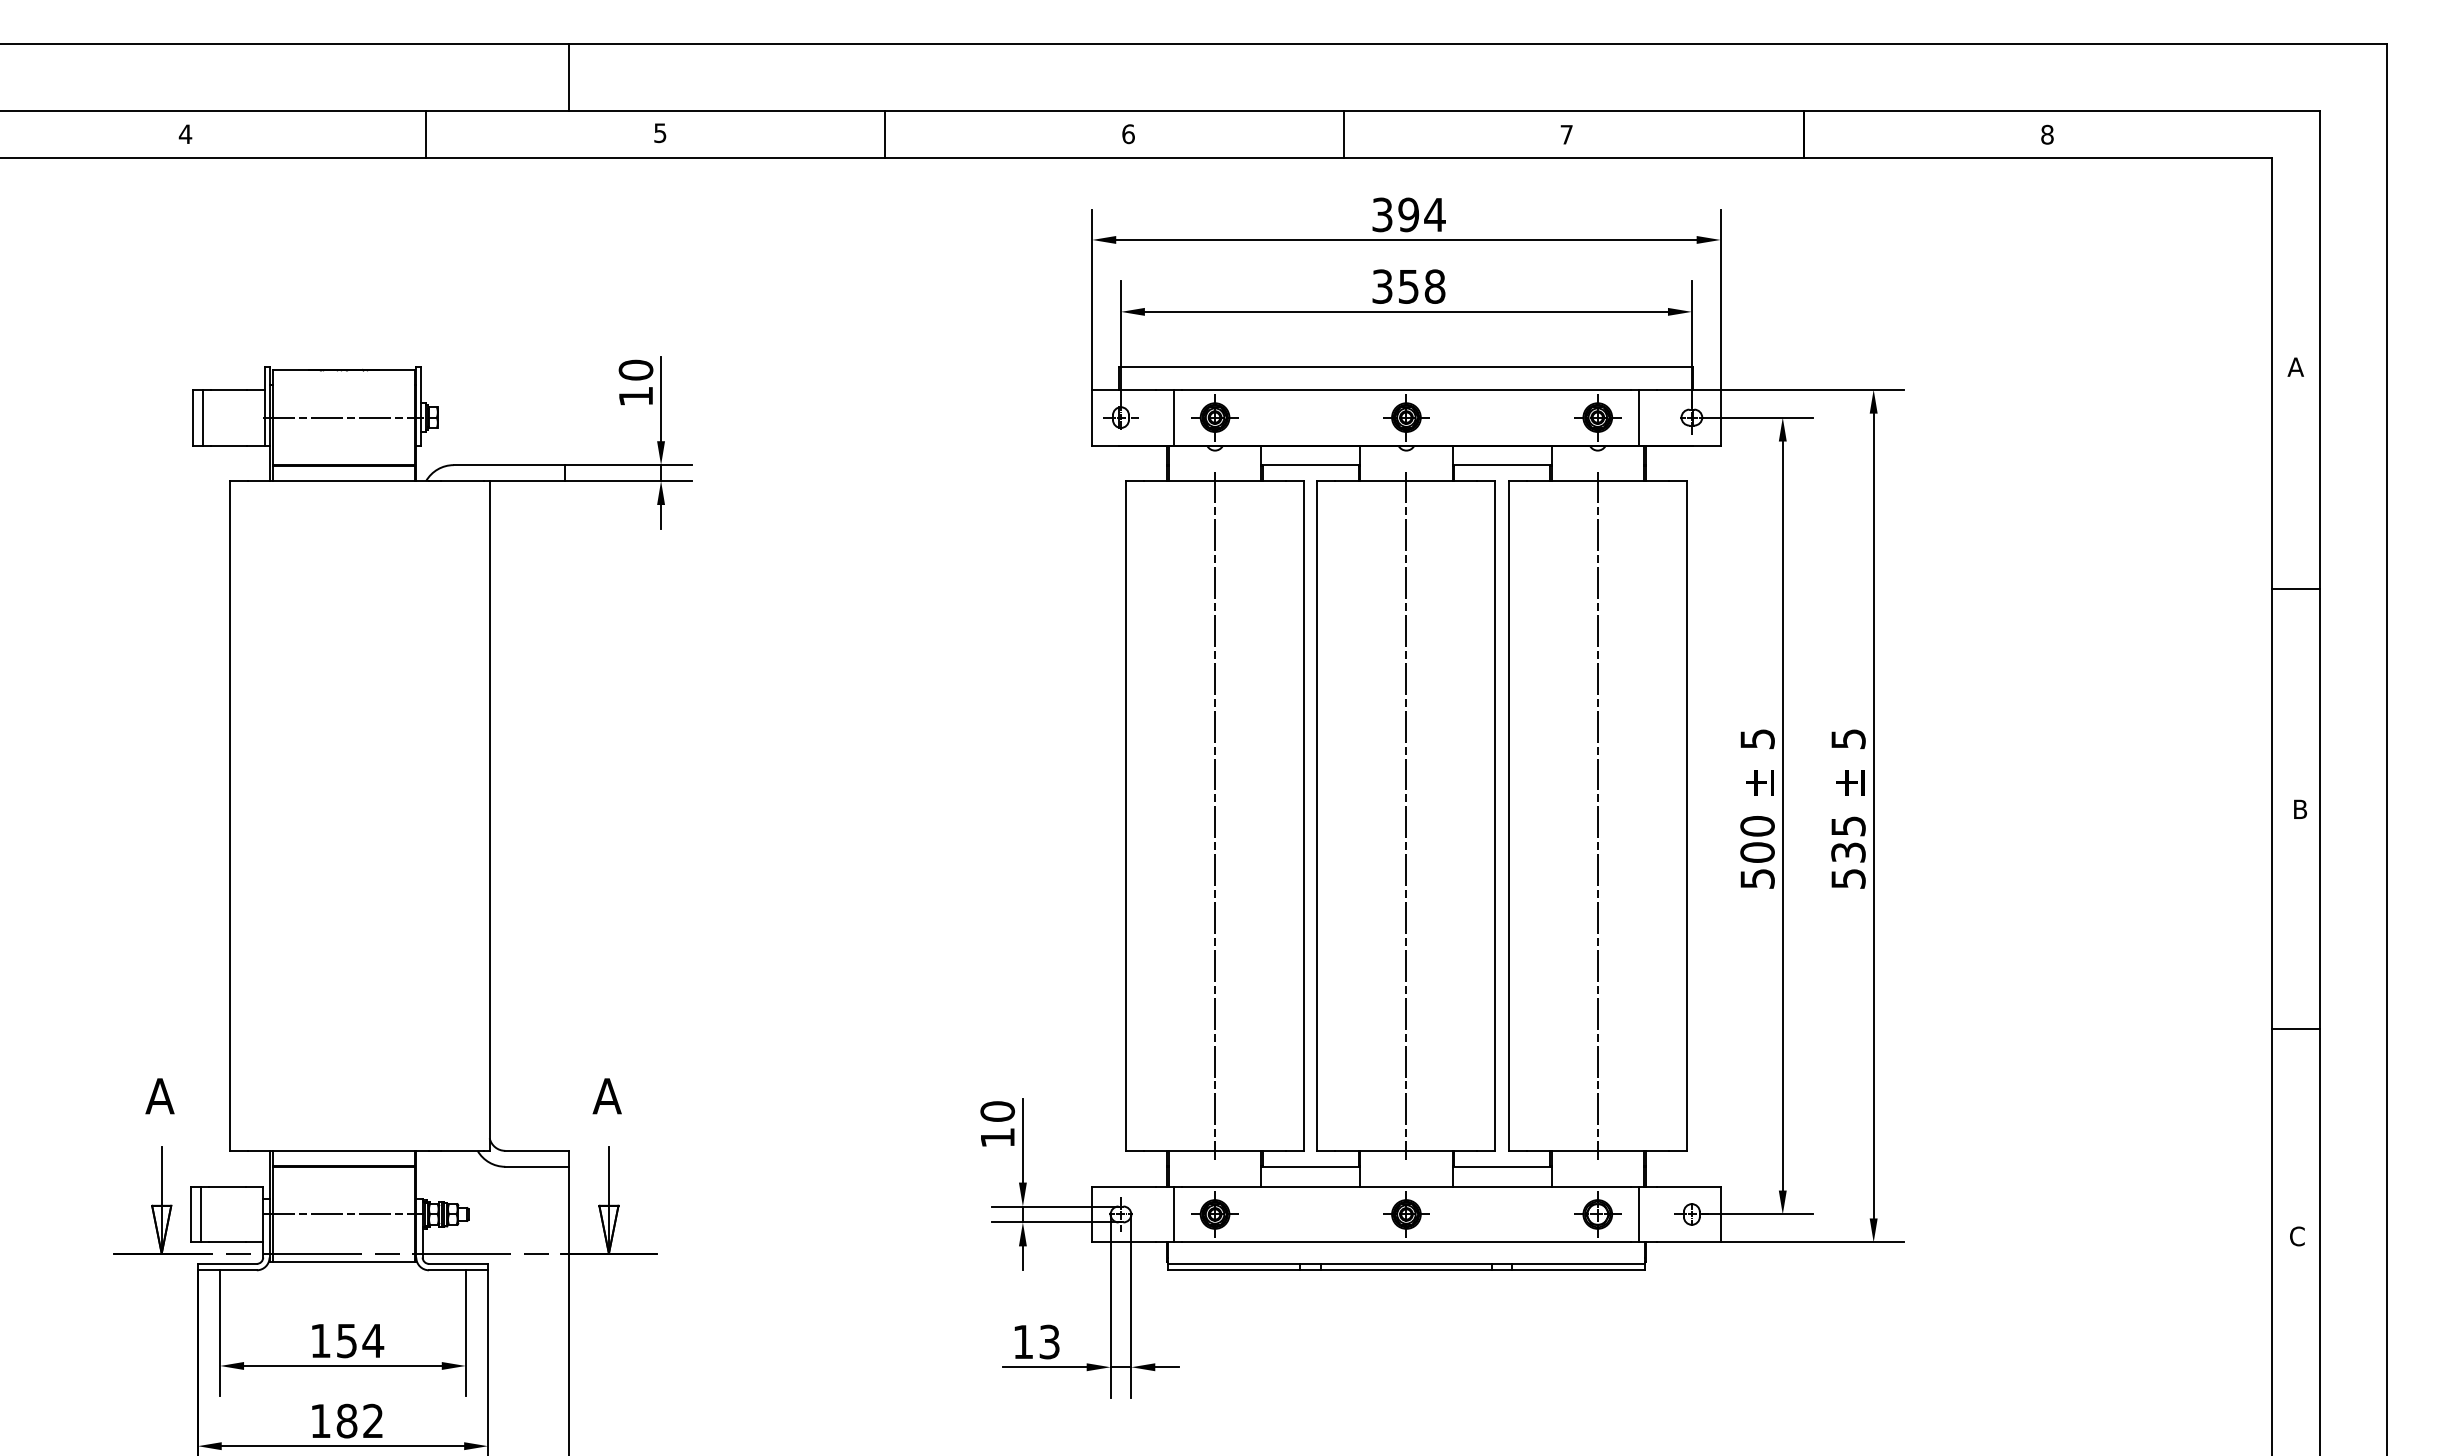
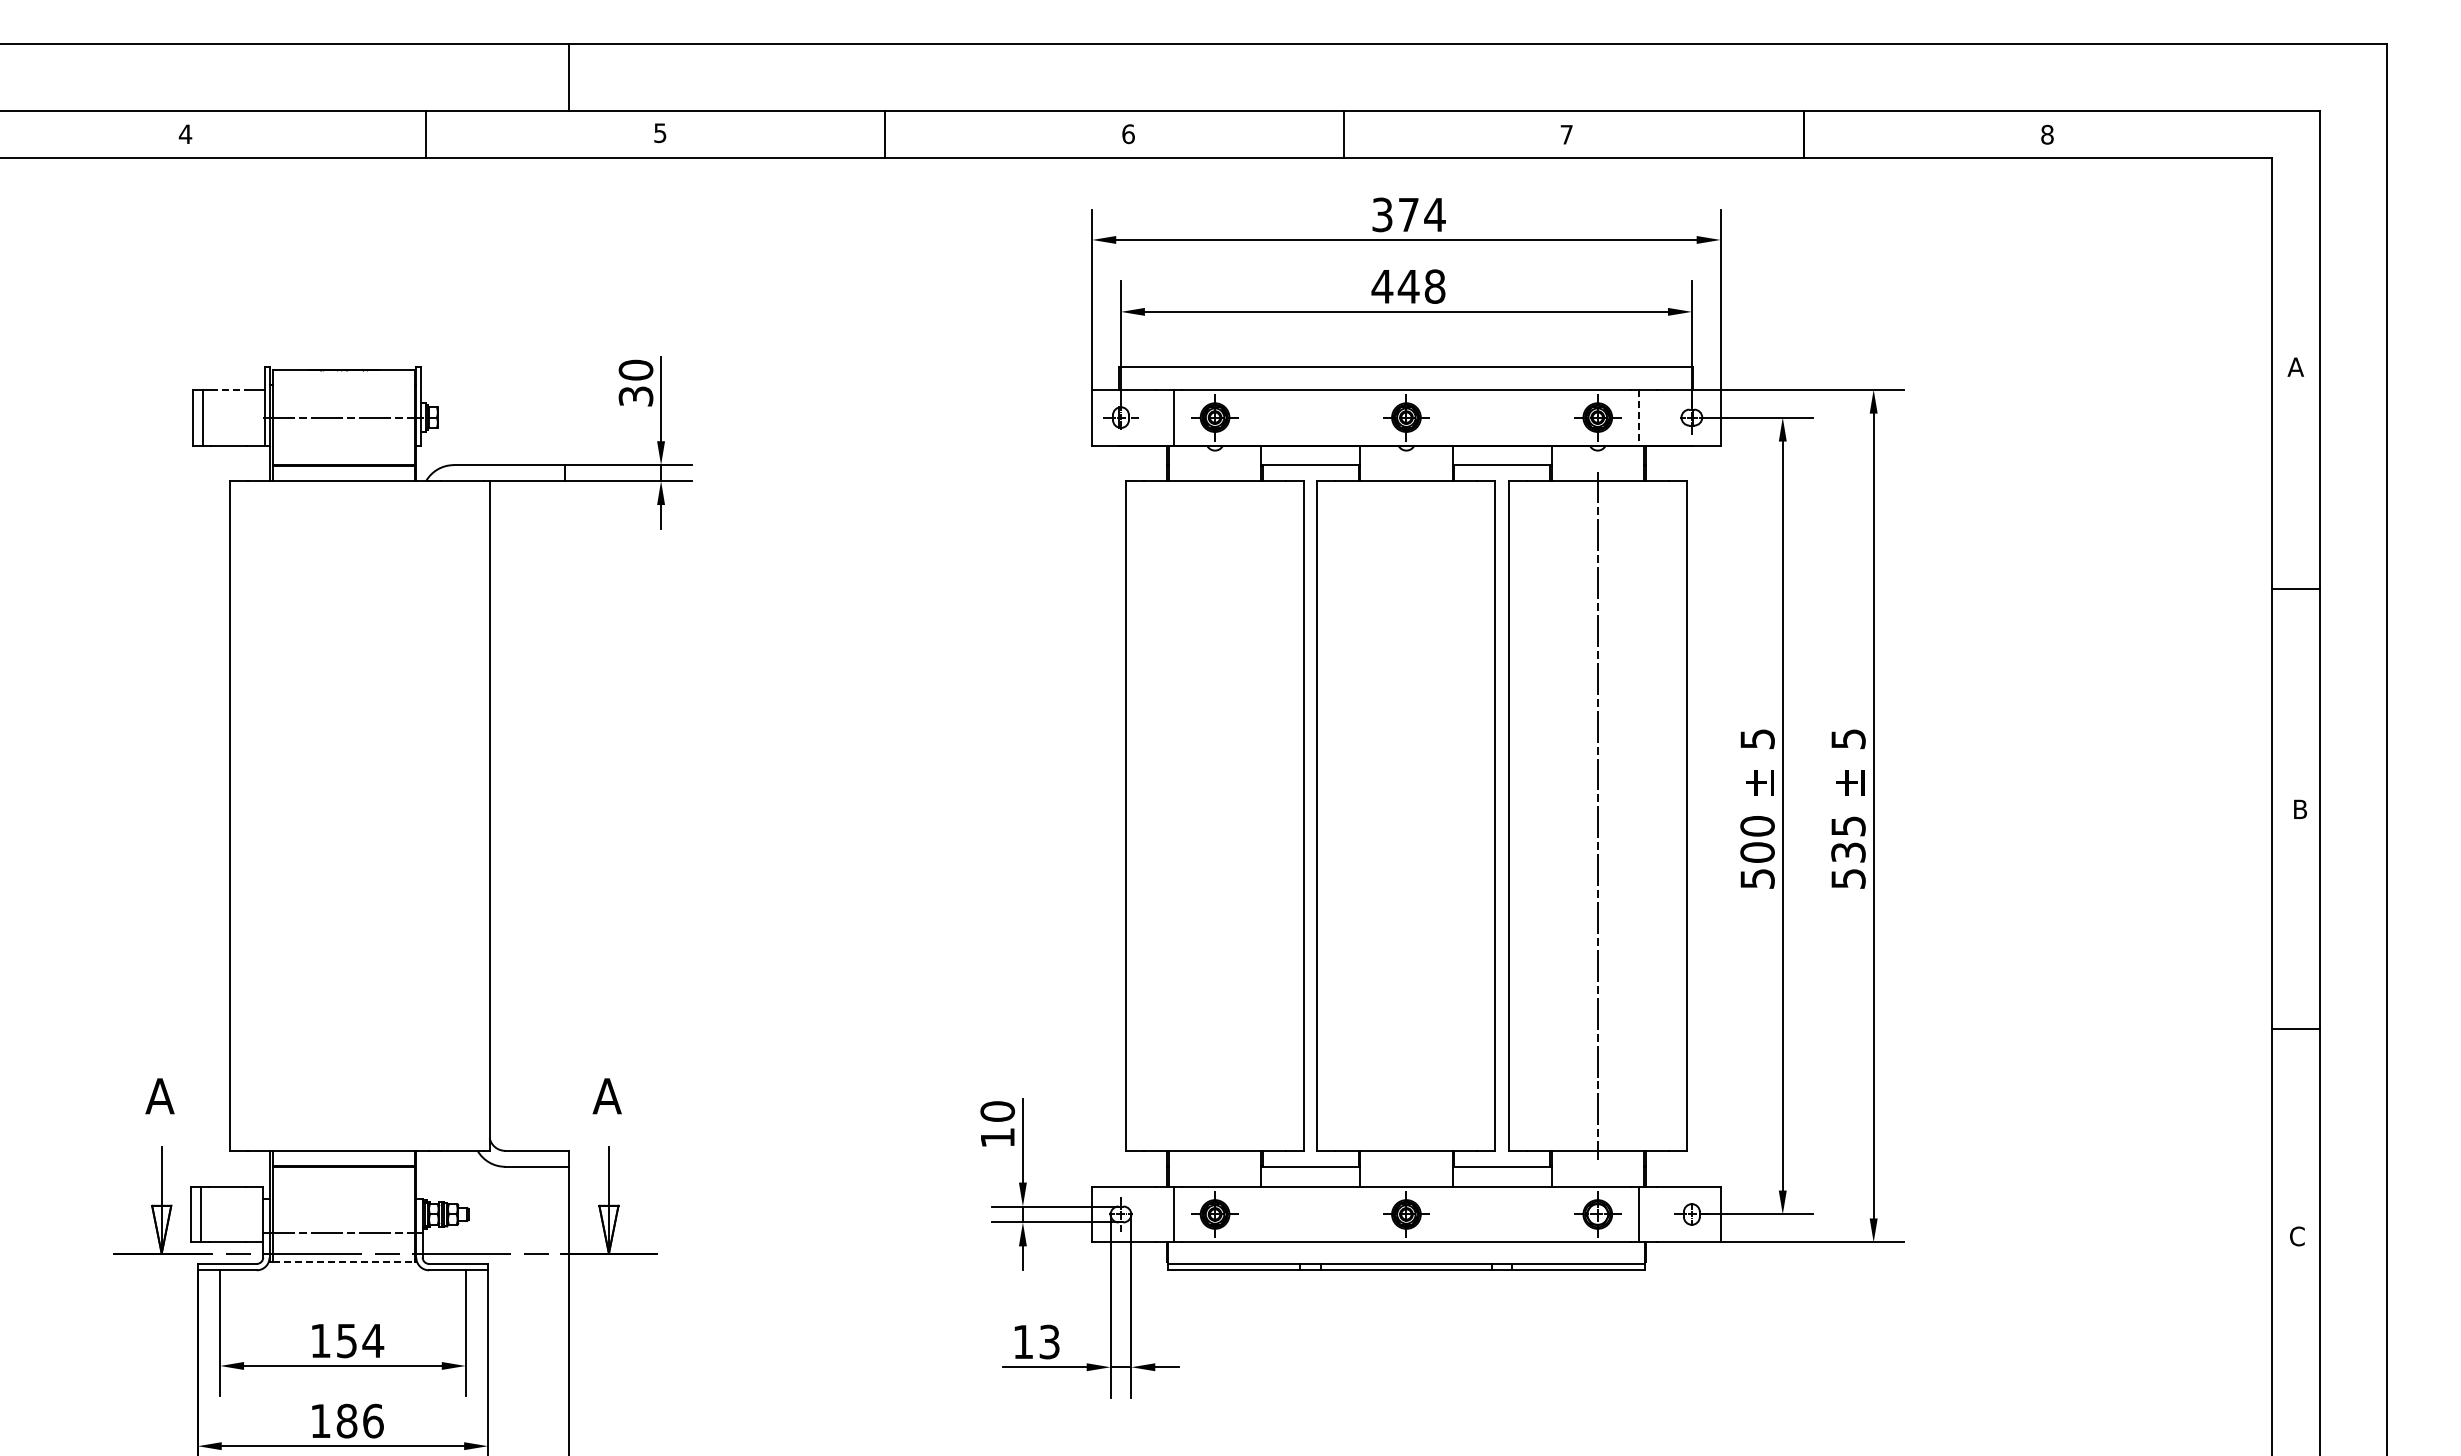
text: 394 -> 374 (1408, 214)
text: 358 -> 448 (1395, 286)
line: solid -> dashed (229, 389)
text: 10 -> 30 (635, 396)
line: solid -> dashed (1639, 417)
line: present -> none (1215, 815)
line: present -> none (1406, 815)
line position: (343, 1214) -> (343, 1233) (343, 1233)
line: solid -> dashed (343, 1262)
text: 182 -> 186 (373, 1420)
